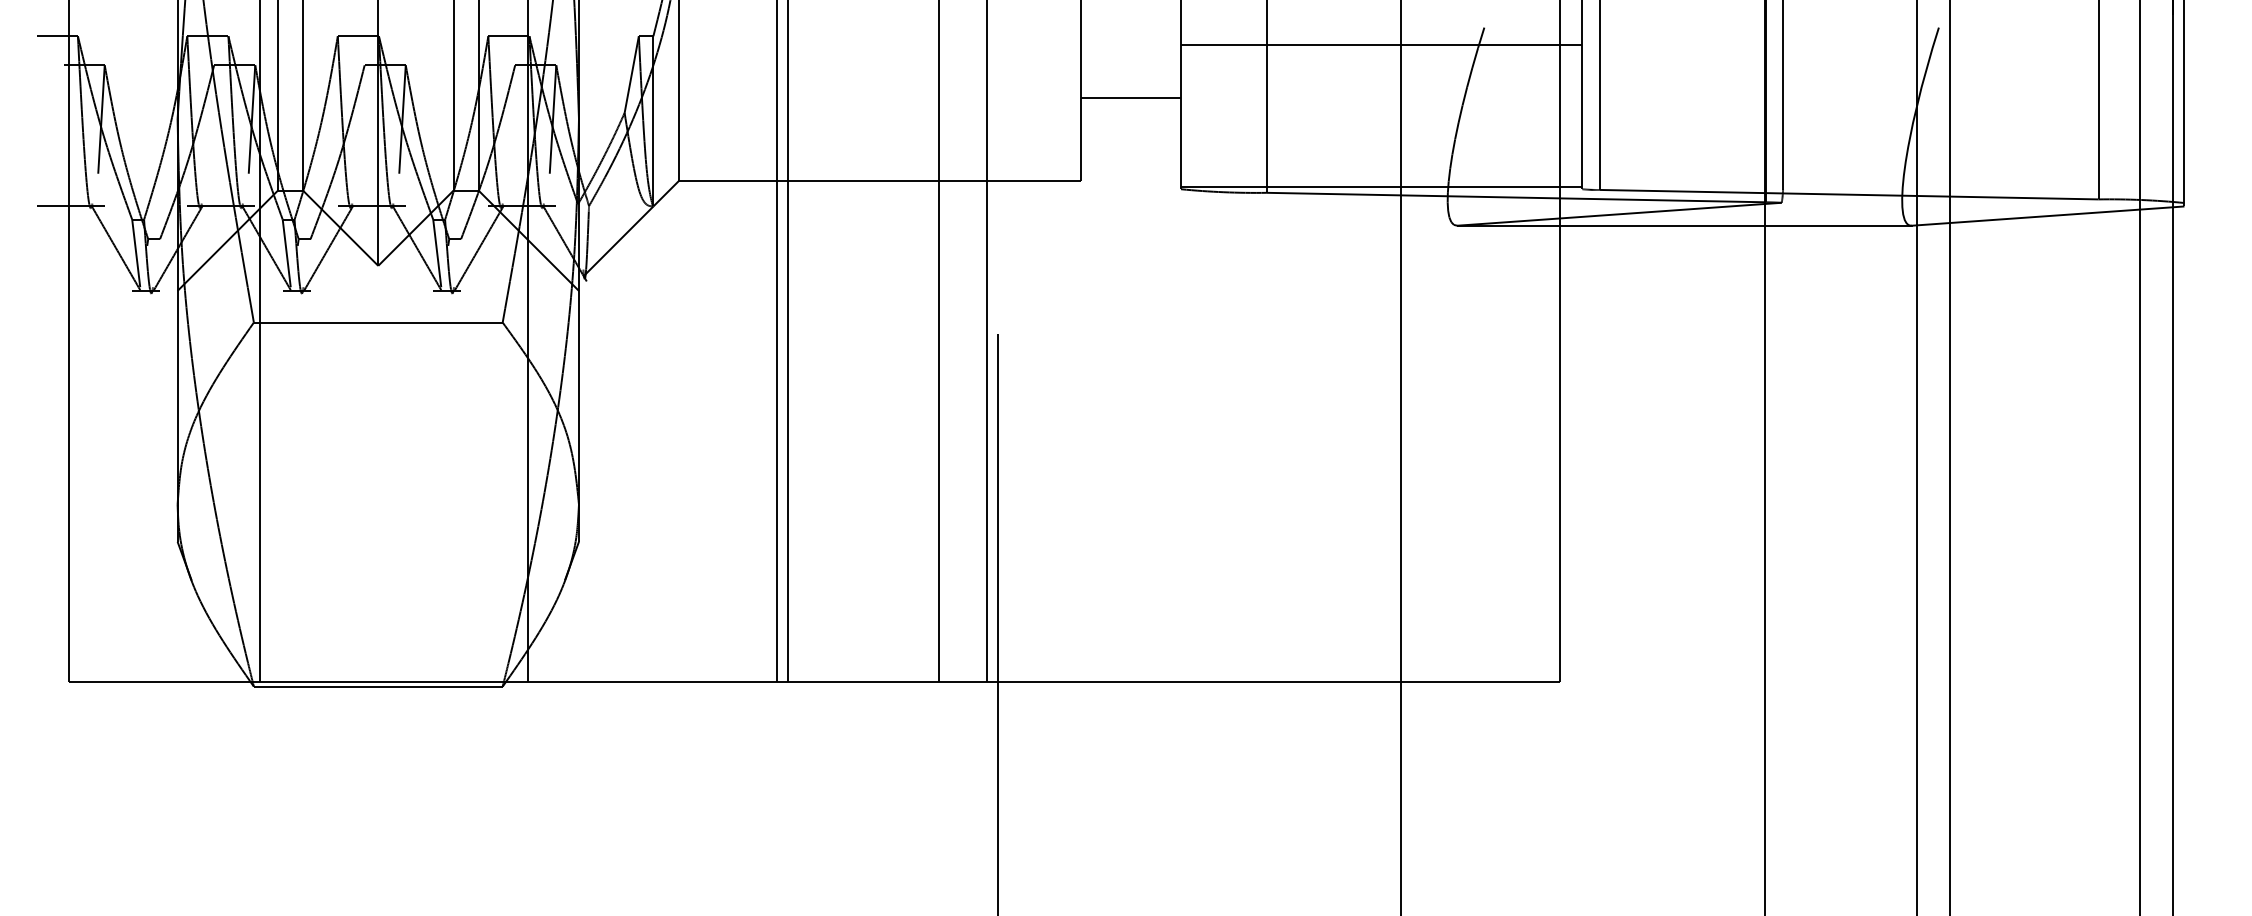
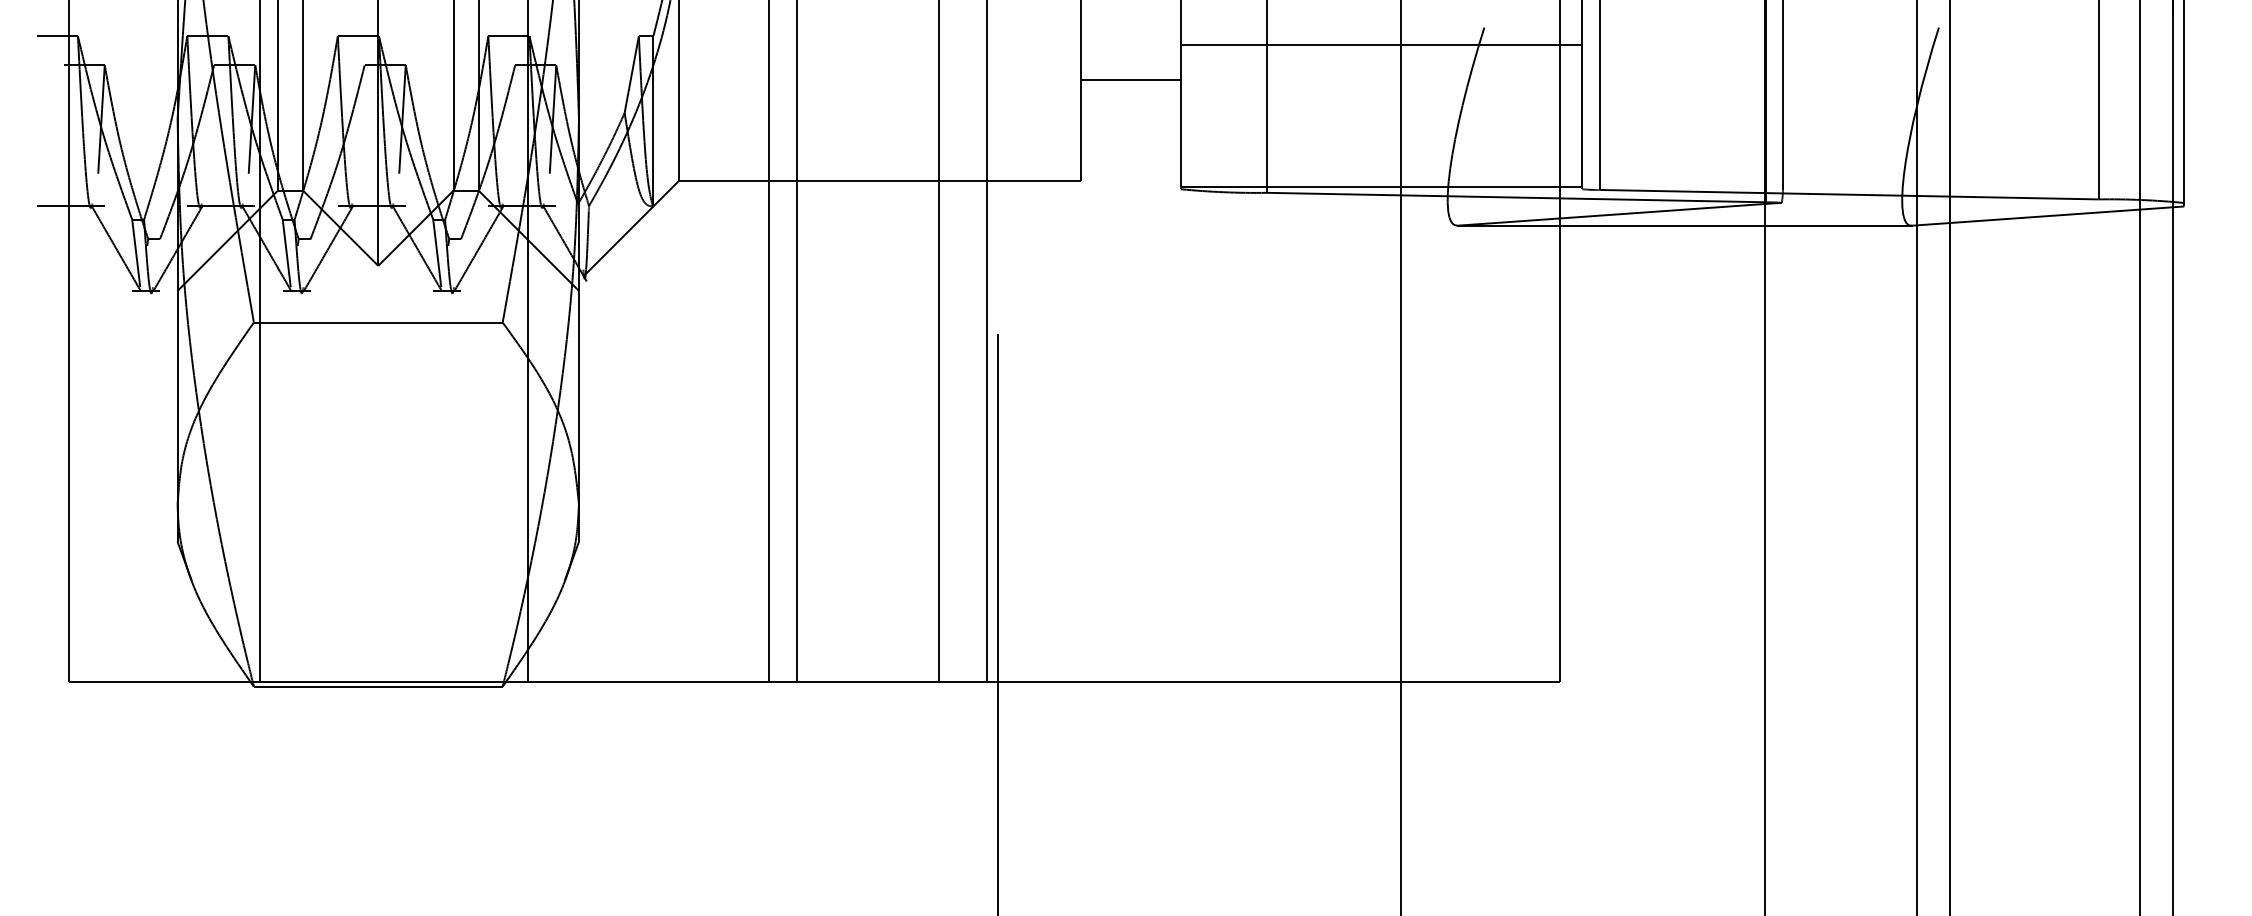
line position: (1130, 98) -> (1130, 80) (1130, 80)
line position: (776, 341) -> (796, 341) (796, 341)
line position: (787, 341) -> (768, 341) (768, 341)
